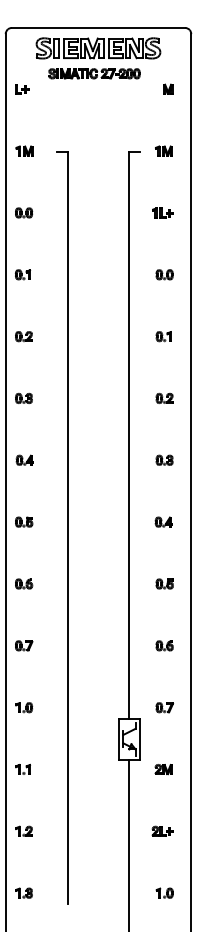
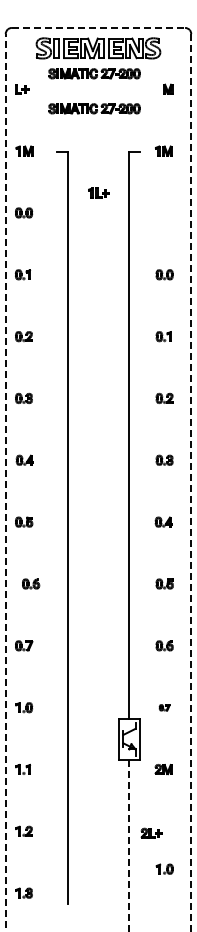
line: solid -> dashed (98, 27)
part: none -> present (94, 108)
part position: (162, 212) -> (98, 192) (98, 192)
line: solid -> dashed (5, 482)
line: solid -> dashed (191, 482)
part position: (24, 583) -> (31, 583) (31, 583)
part size: 19x12 px -> 13x8 px (164, 707)
part position: (162, 830) -> (151, 832) (151, 832)
line: solid -> dashed (129, 845)
part position: (164, 892) -> (164, 868) (164, 868)
